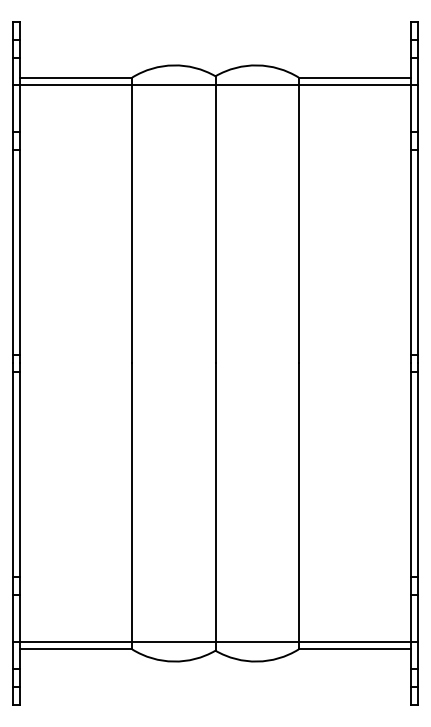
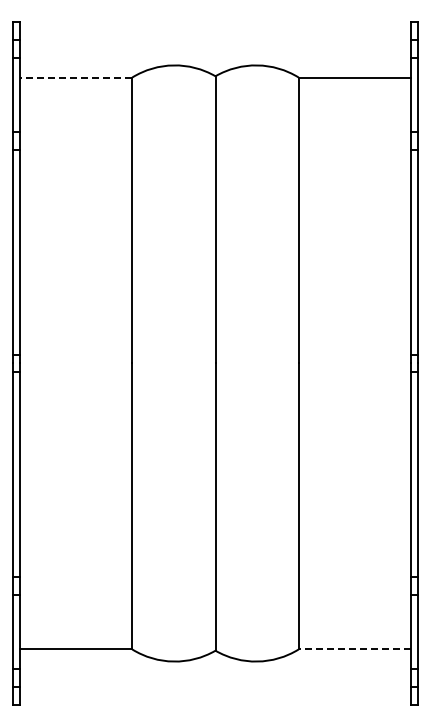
line: solid -> dashed (75, 77)
line: present -> none (215, 84)
line: present -> none (215, 642)
line: solid -> dashed (354, 649)
